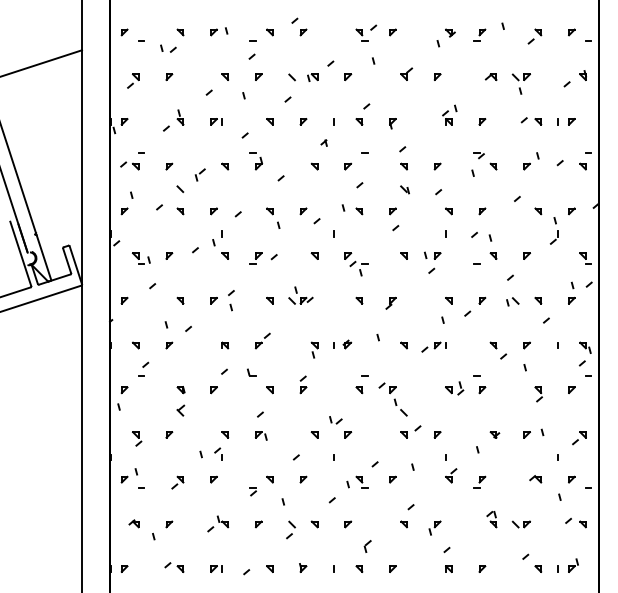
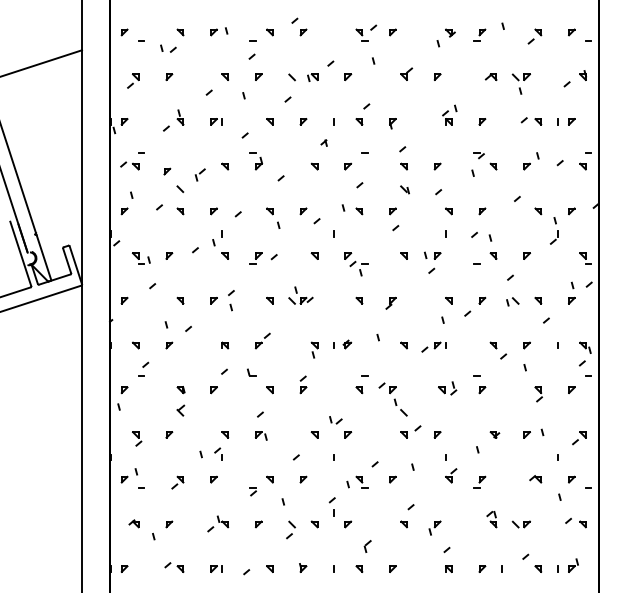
part position: (169, 166) -> (167, 171) (167, 171)
part position: (454, 388) -> (447, 388) (447, 388)
line: none -> present (333, 512)
line: none -> present (501, 568)
